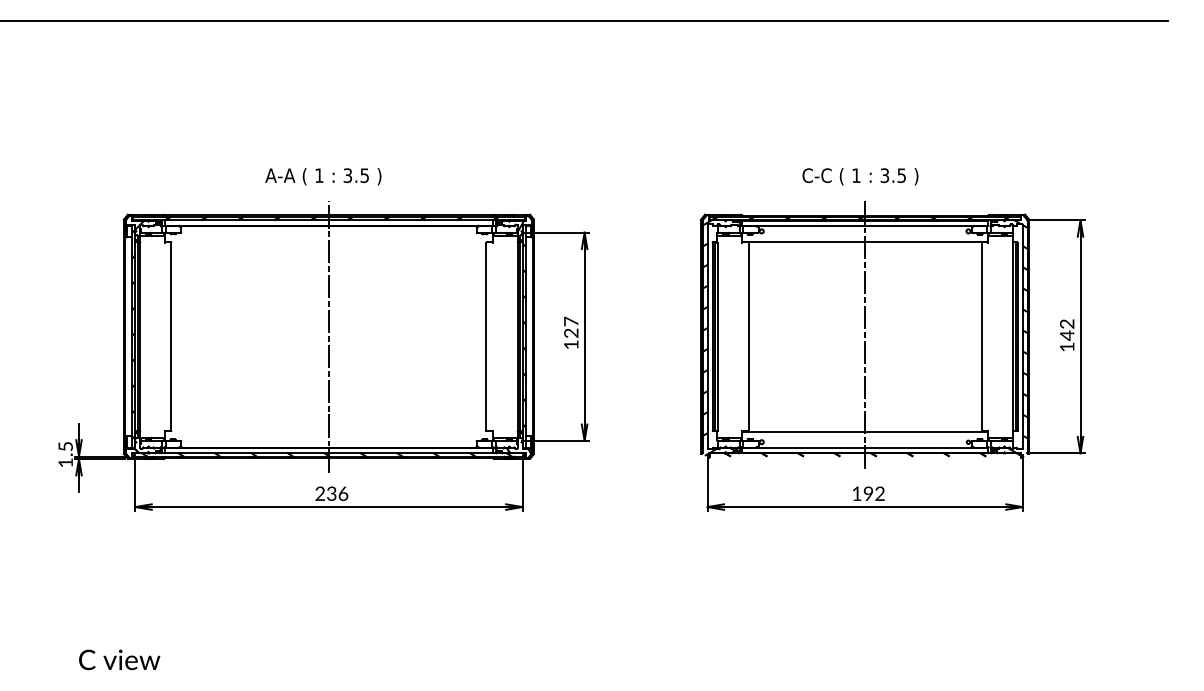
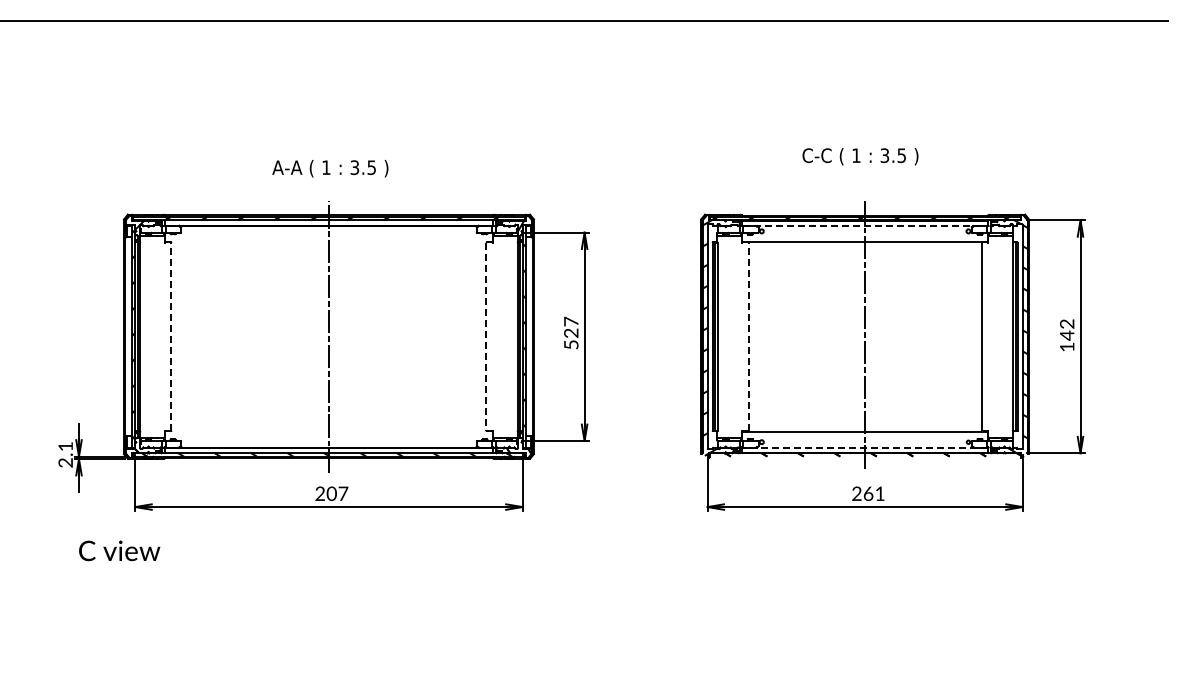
text position: (323, 176) -> (330, 168) (330, 168)
text position: (860, 176) -> (860, 156) (860, 156)
line: solid -> dashed (865, 226)
line: solid -> dashed (171, 336)
line: solid -> dashed (486, 336)
line: solid -> dashed (748, 336)
text: 127 -> 527 (571, 344)
line: solid -> dashed (864, 447)
text: 1.5 -> 2.1 (65, 454)
text: 236 -> 207 (337, 493)
text: 192 -> 261 (868, 493)
text position: (119, 659) -> (119, 550) (119, 550)
